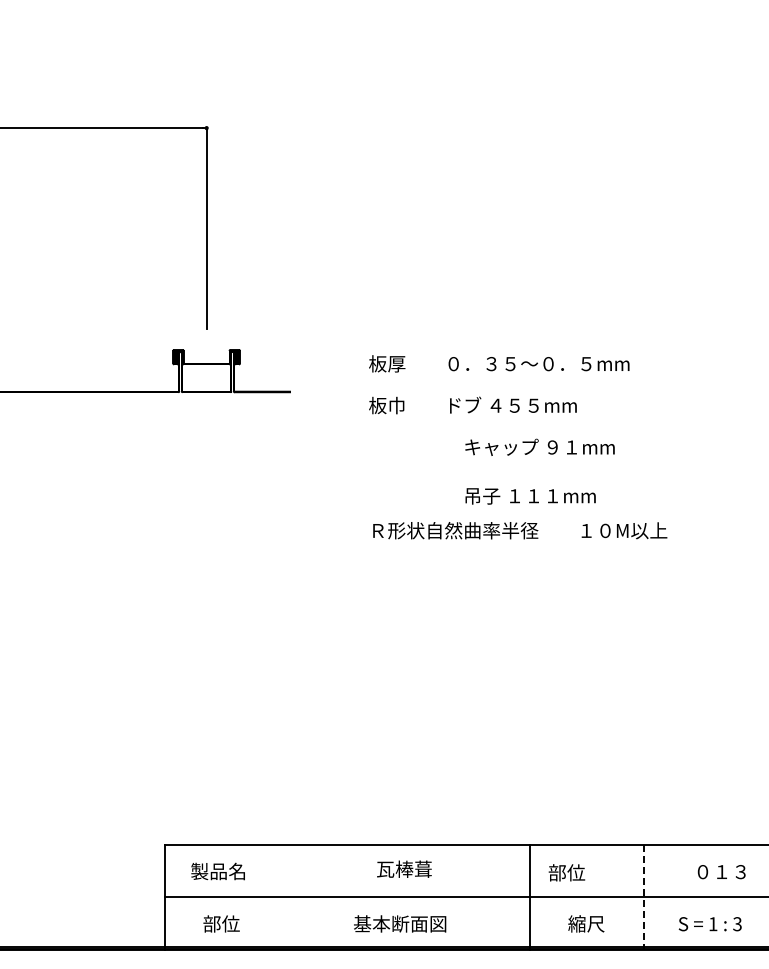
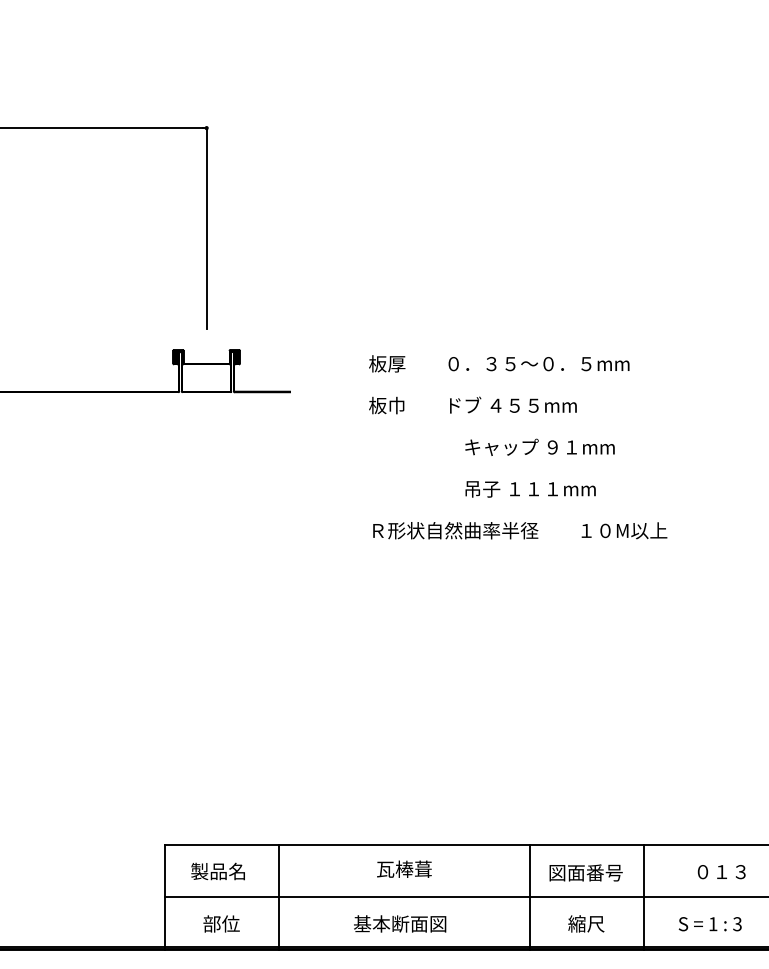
text position: (530, 496) -> (530, 489) (530, 489)
text: 部位 -> 図面番号 (585, 872)
line: none -> present (278, 897)
line: dashed -> solid (643, 897)
